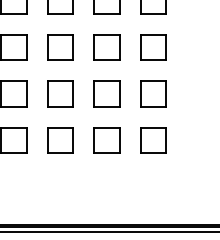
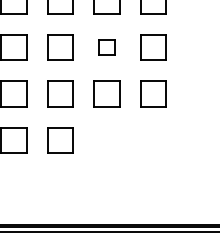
part size: 28x27 px -> 18x17 px (106, 47)
part: present -> none (106, 140)
part: present -> none (153, 140)
